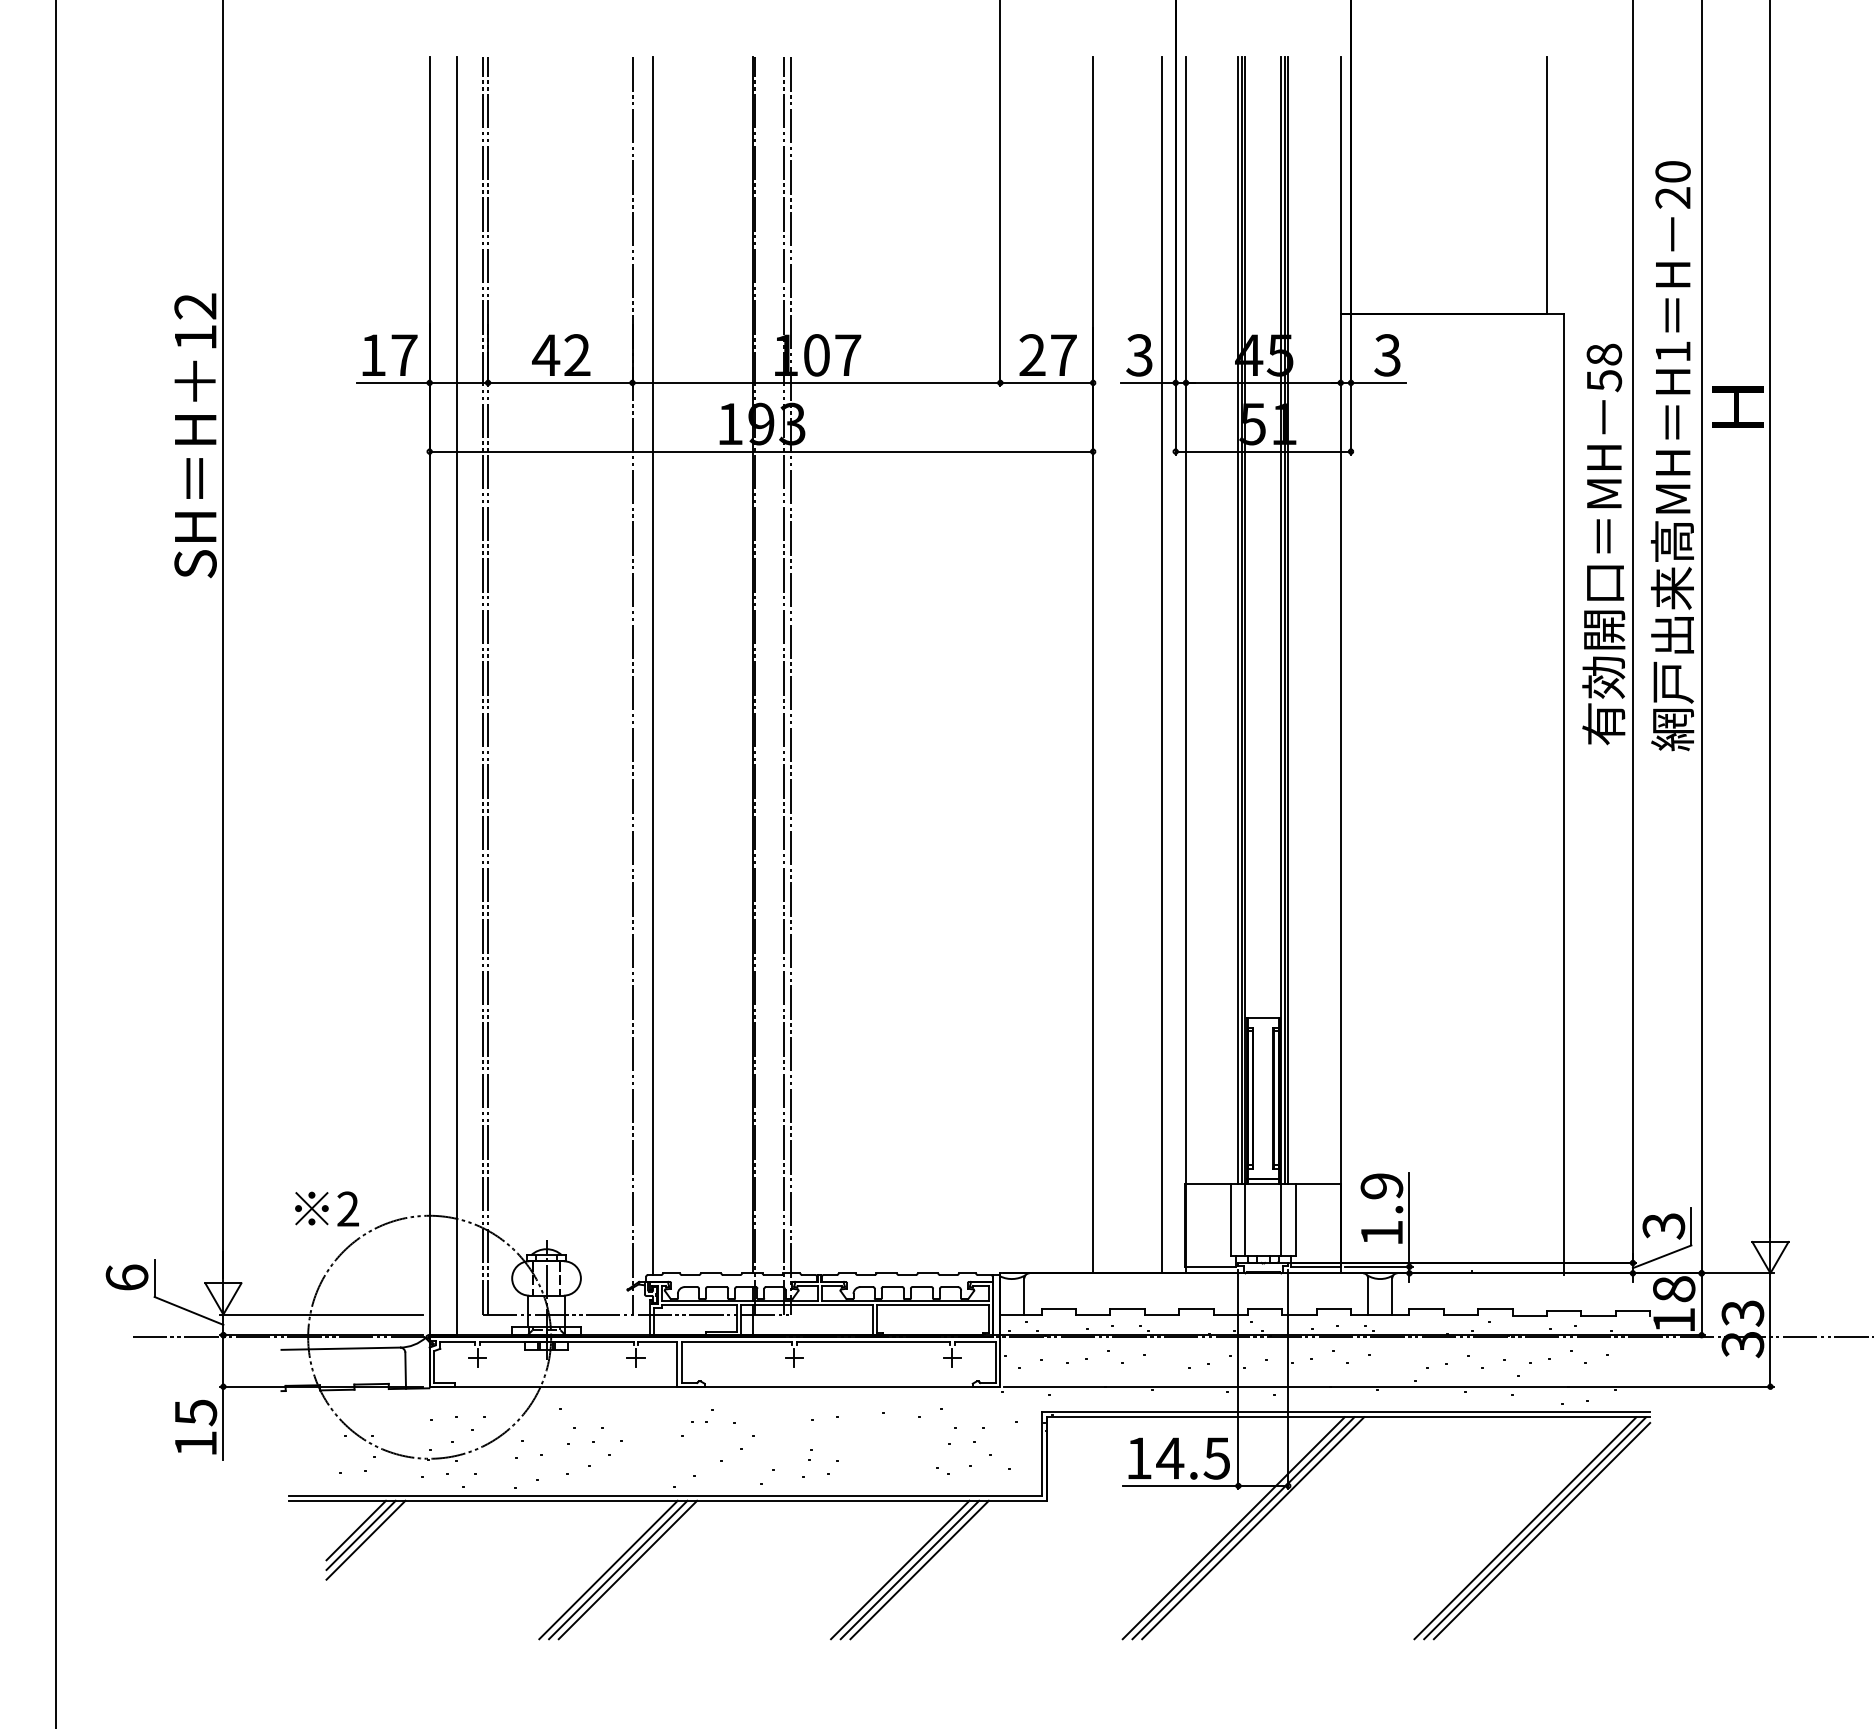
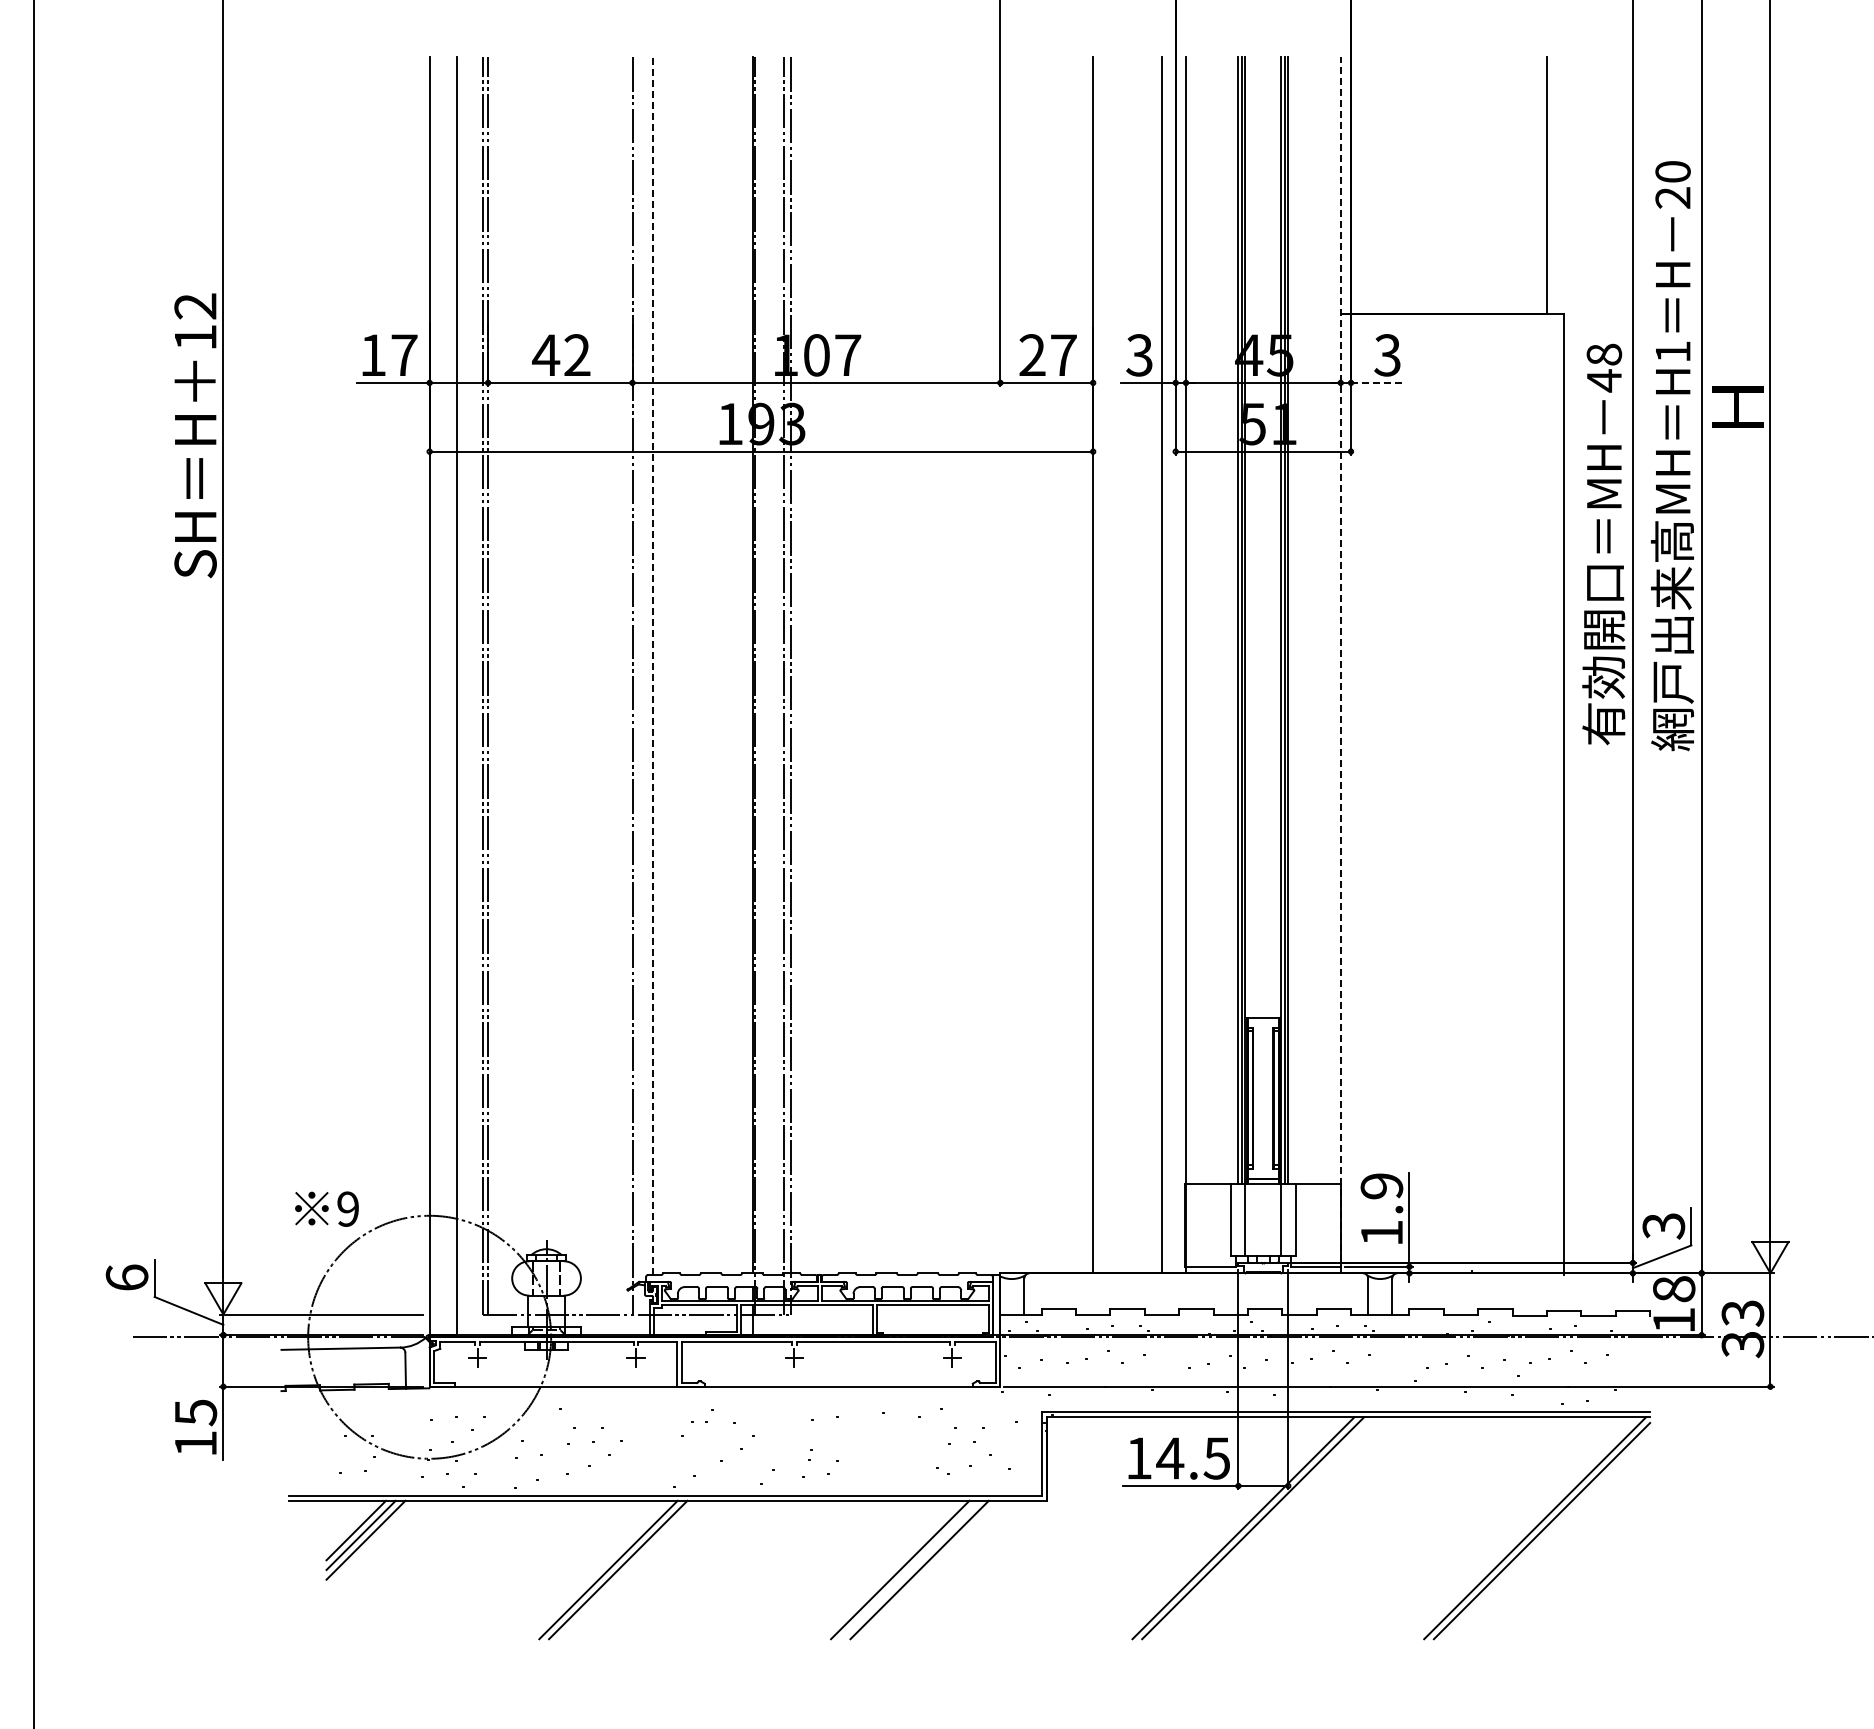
text: 58 -> 48 (1604, 380)
line: solid -> dashed (1378, 382)
line: solid -> dashed (1340, 664)
line: solid -> dashed (653, 666)
line position: (56, 863) -> (34, 863) (34, 863)
text: 2 -> 9 (347, 1209)
line: present -> none (1233, 1528)
line: present -> none (1525, 1528)
line: present -> none (627, 1569)
line: present -> none (909, 1569)
